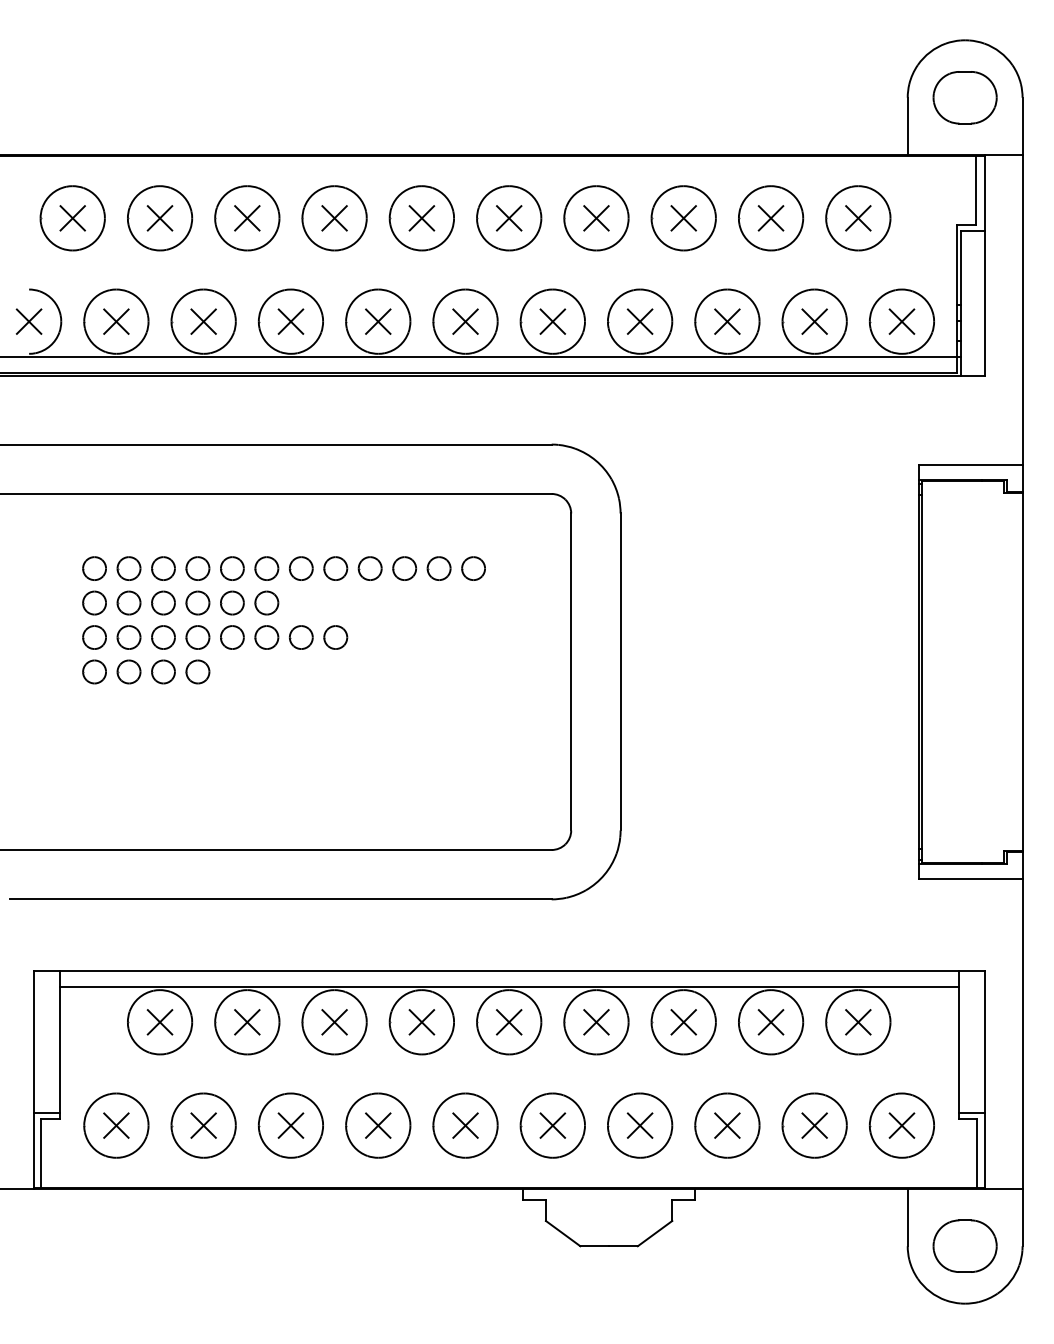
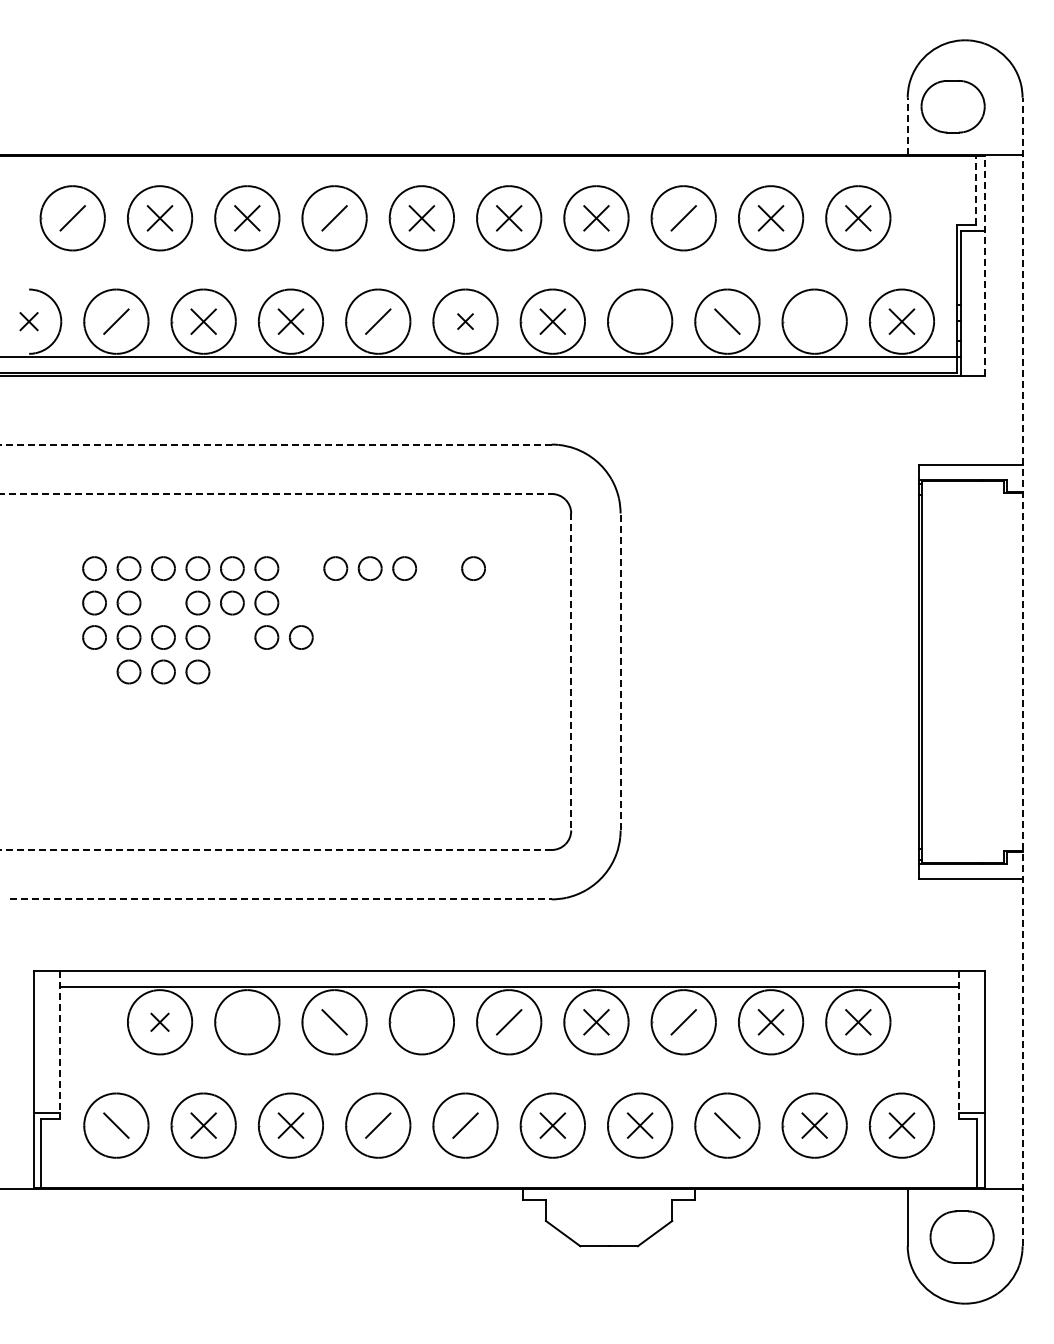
part position: (964, 97) -> (952, 106) (952, 106)
line: solid -> dashed (907, 126)
line: solid -> dashed (975, 190)
line: present -> none (72, 218)
line: present -> none (334, 218)
line: present -> none (683, 218)
line: solid -> dashed (984, 264)
part size: 28x27 px -> 20x20 px (28, 321)
line: present -> none (116, 321)
line: present -> none (378, 321)
part size: 27x27 px -> 17x17 px (465, 321)
part: present -> none (639, 321)
line: present -> none (727, 321)
part: present -> none (814, 321)
line: solid -> dashed (275, 444)
line: solid -> dashed (276, 493)
part: present -> none (301, 568)
part: present -> none (438, 568)
part: present -> none (163, 602)
part: present -> none (232, 637)
part: present -> none (335, 637)
part: present -> none (94, 671)
line: solid -> dashed (620, 671)
line: solid -> dashed (1022, 671)
line: solid -> dashed (571, 672)
line: solid -> dashed (275, 850)
line: solid -> dashed (281, 899)
part size: 28x27 px -> 20x20 px (159, 1021)
part: present -> none (247, 1022)
line: present -> none (334, 1022)
part: present -> none (421, 1022)
line: present -> none (509, 1022)
line: present -> none (683, 1022)
line: solid -> dashed (59, 1045)
line: solid -> dashed (958, 1045)
line: present -> none (116, 1125)
line: present -> none (378, 1125)
line: present -> none (465, 1125)
line: present -> none (727, 1125)
part position: (964, 1245) -> (961, 1236) (961, 1236)
